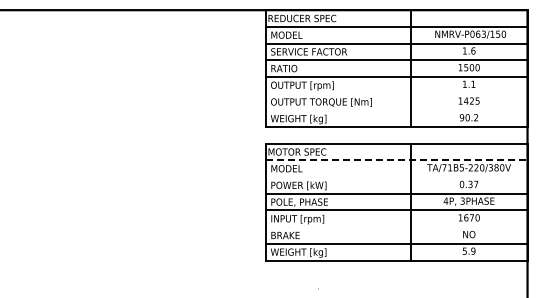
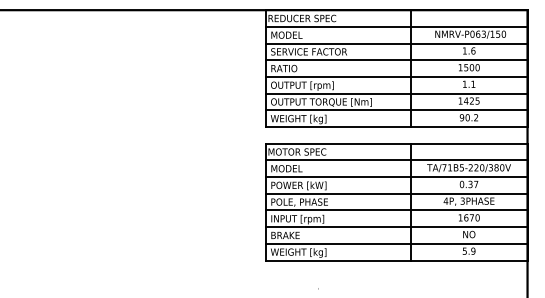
line: none -> present (396, 93)
line: none -> present (396, 110)
line: dashed -> solid (396, 160)
line: none -> present (396, 177)
line: none -> present (396, 227)
